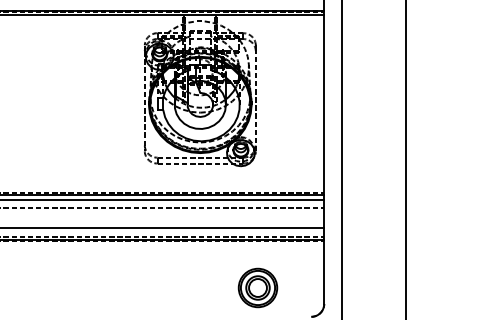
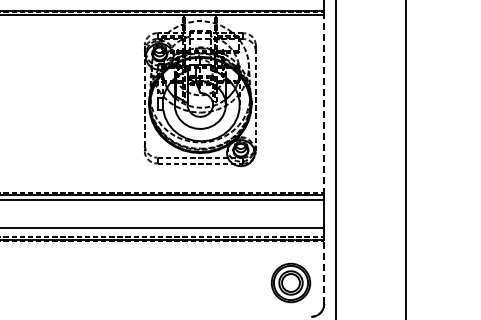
line: solid -> dashed (324, 104)
line position: (341, 159) -> (335, 159) (335, 159)
line: present -> none (163, 208)
line: solid -> dashed (324, 271)
part position: (257, 287) -> (290, 282) (290, 282)
